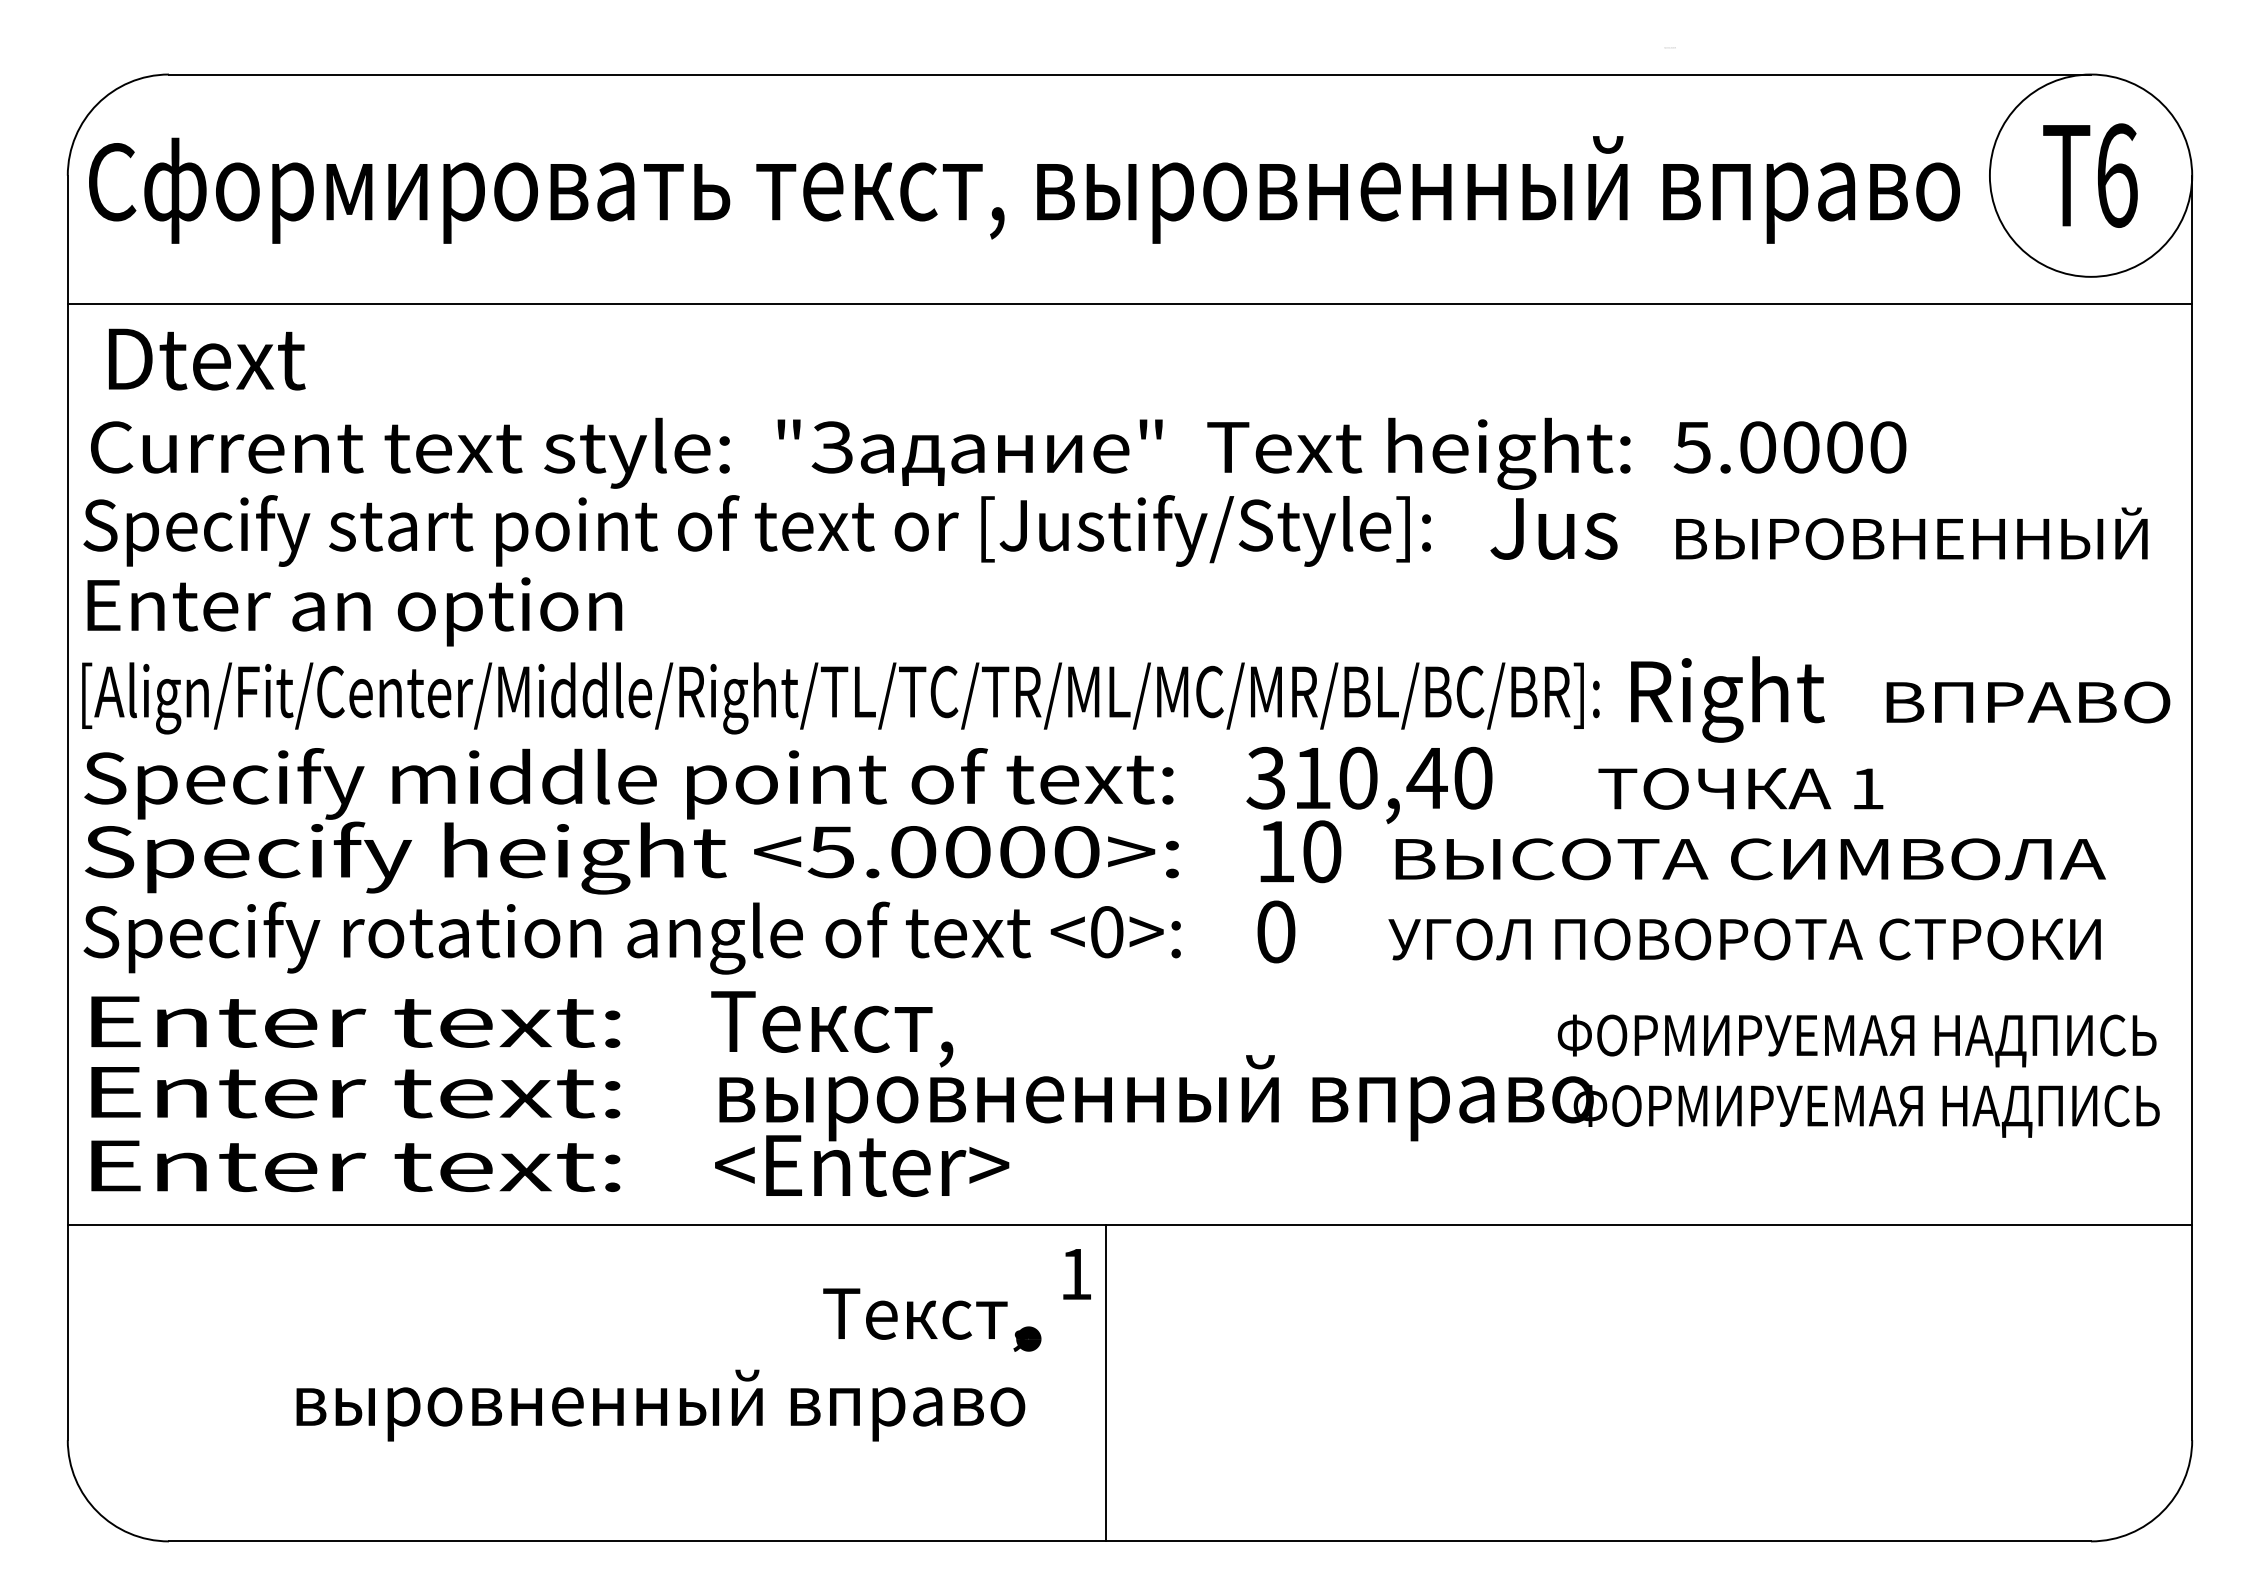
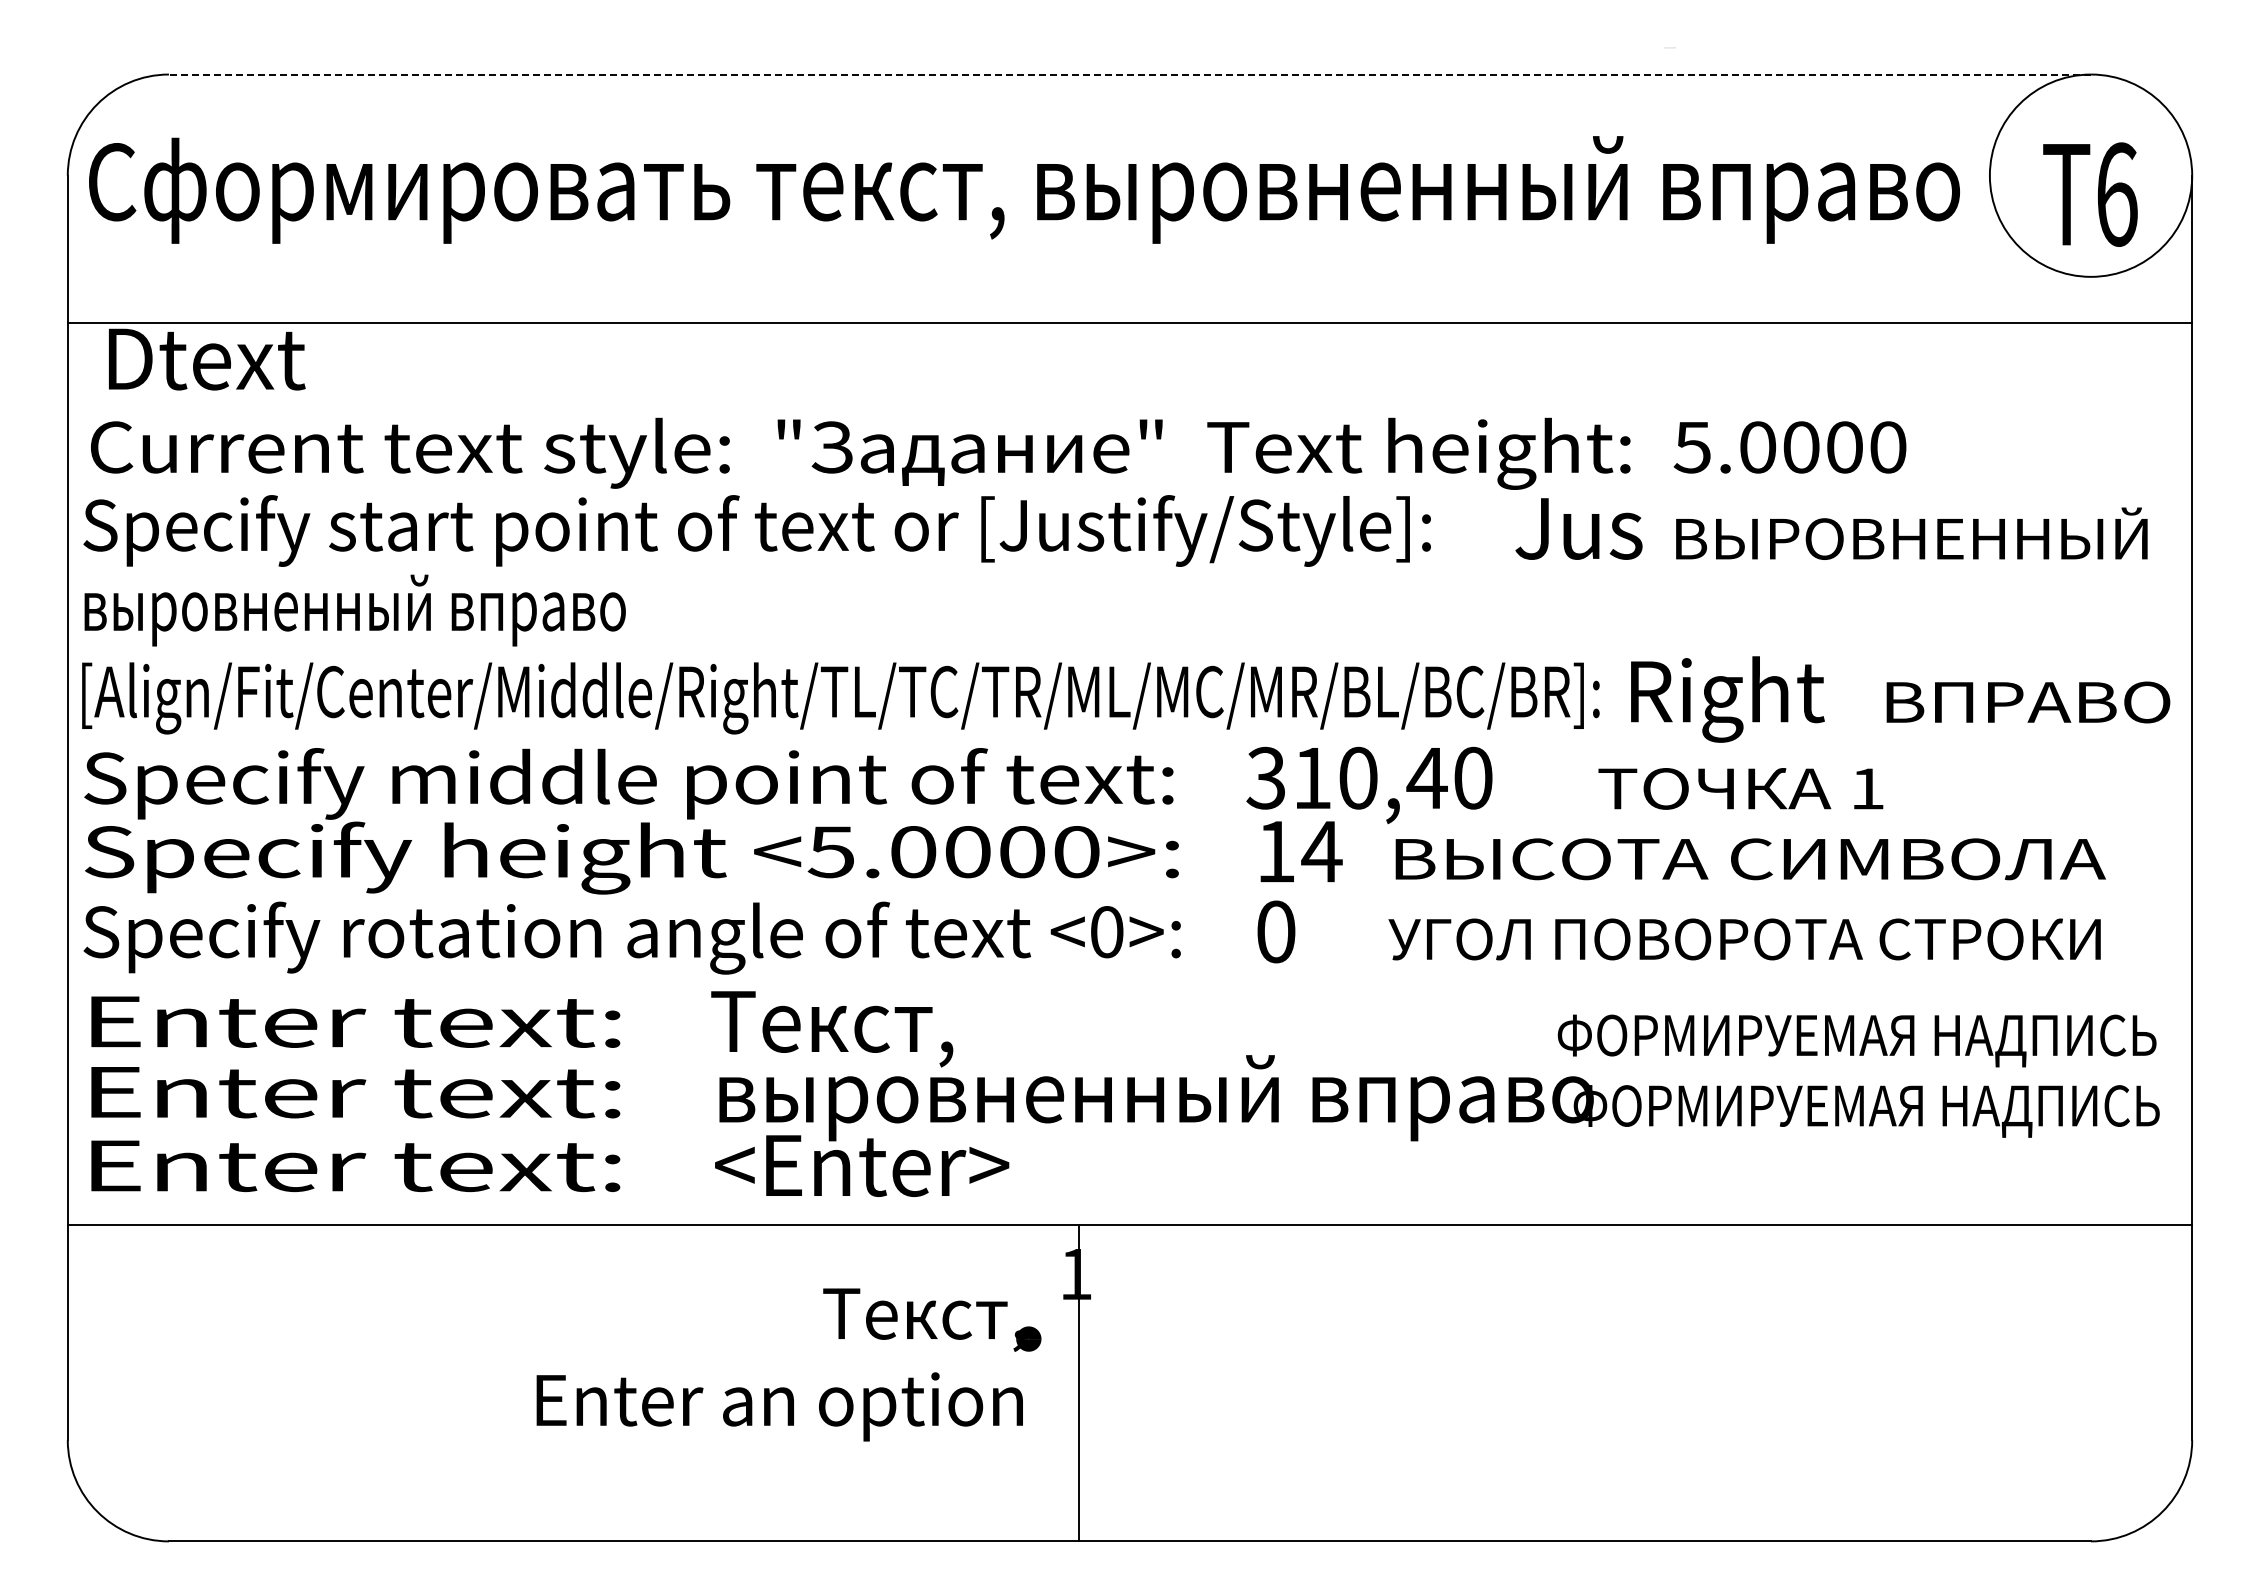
line: solid -> dashed (1129, 74)
text position: (2090, 175) -> (2090, 194) (2090, 194)
line position: (1129, 303) -> (1129, 322) (1129, 322)
text position: (1553, 528) -> (1578, 528) (1578, 528)
text: Enter an option -> выровненный вправо (354, 610)
text: 10 -> 14 (1321, 851)
line position: (1105, 1383) -> (1078, 1383) (1078, 1383)
text: выровненный вправо -> Enter an option (660, 1405)
